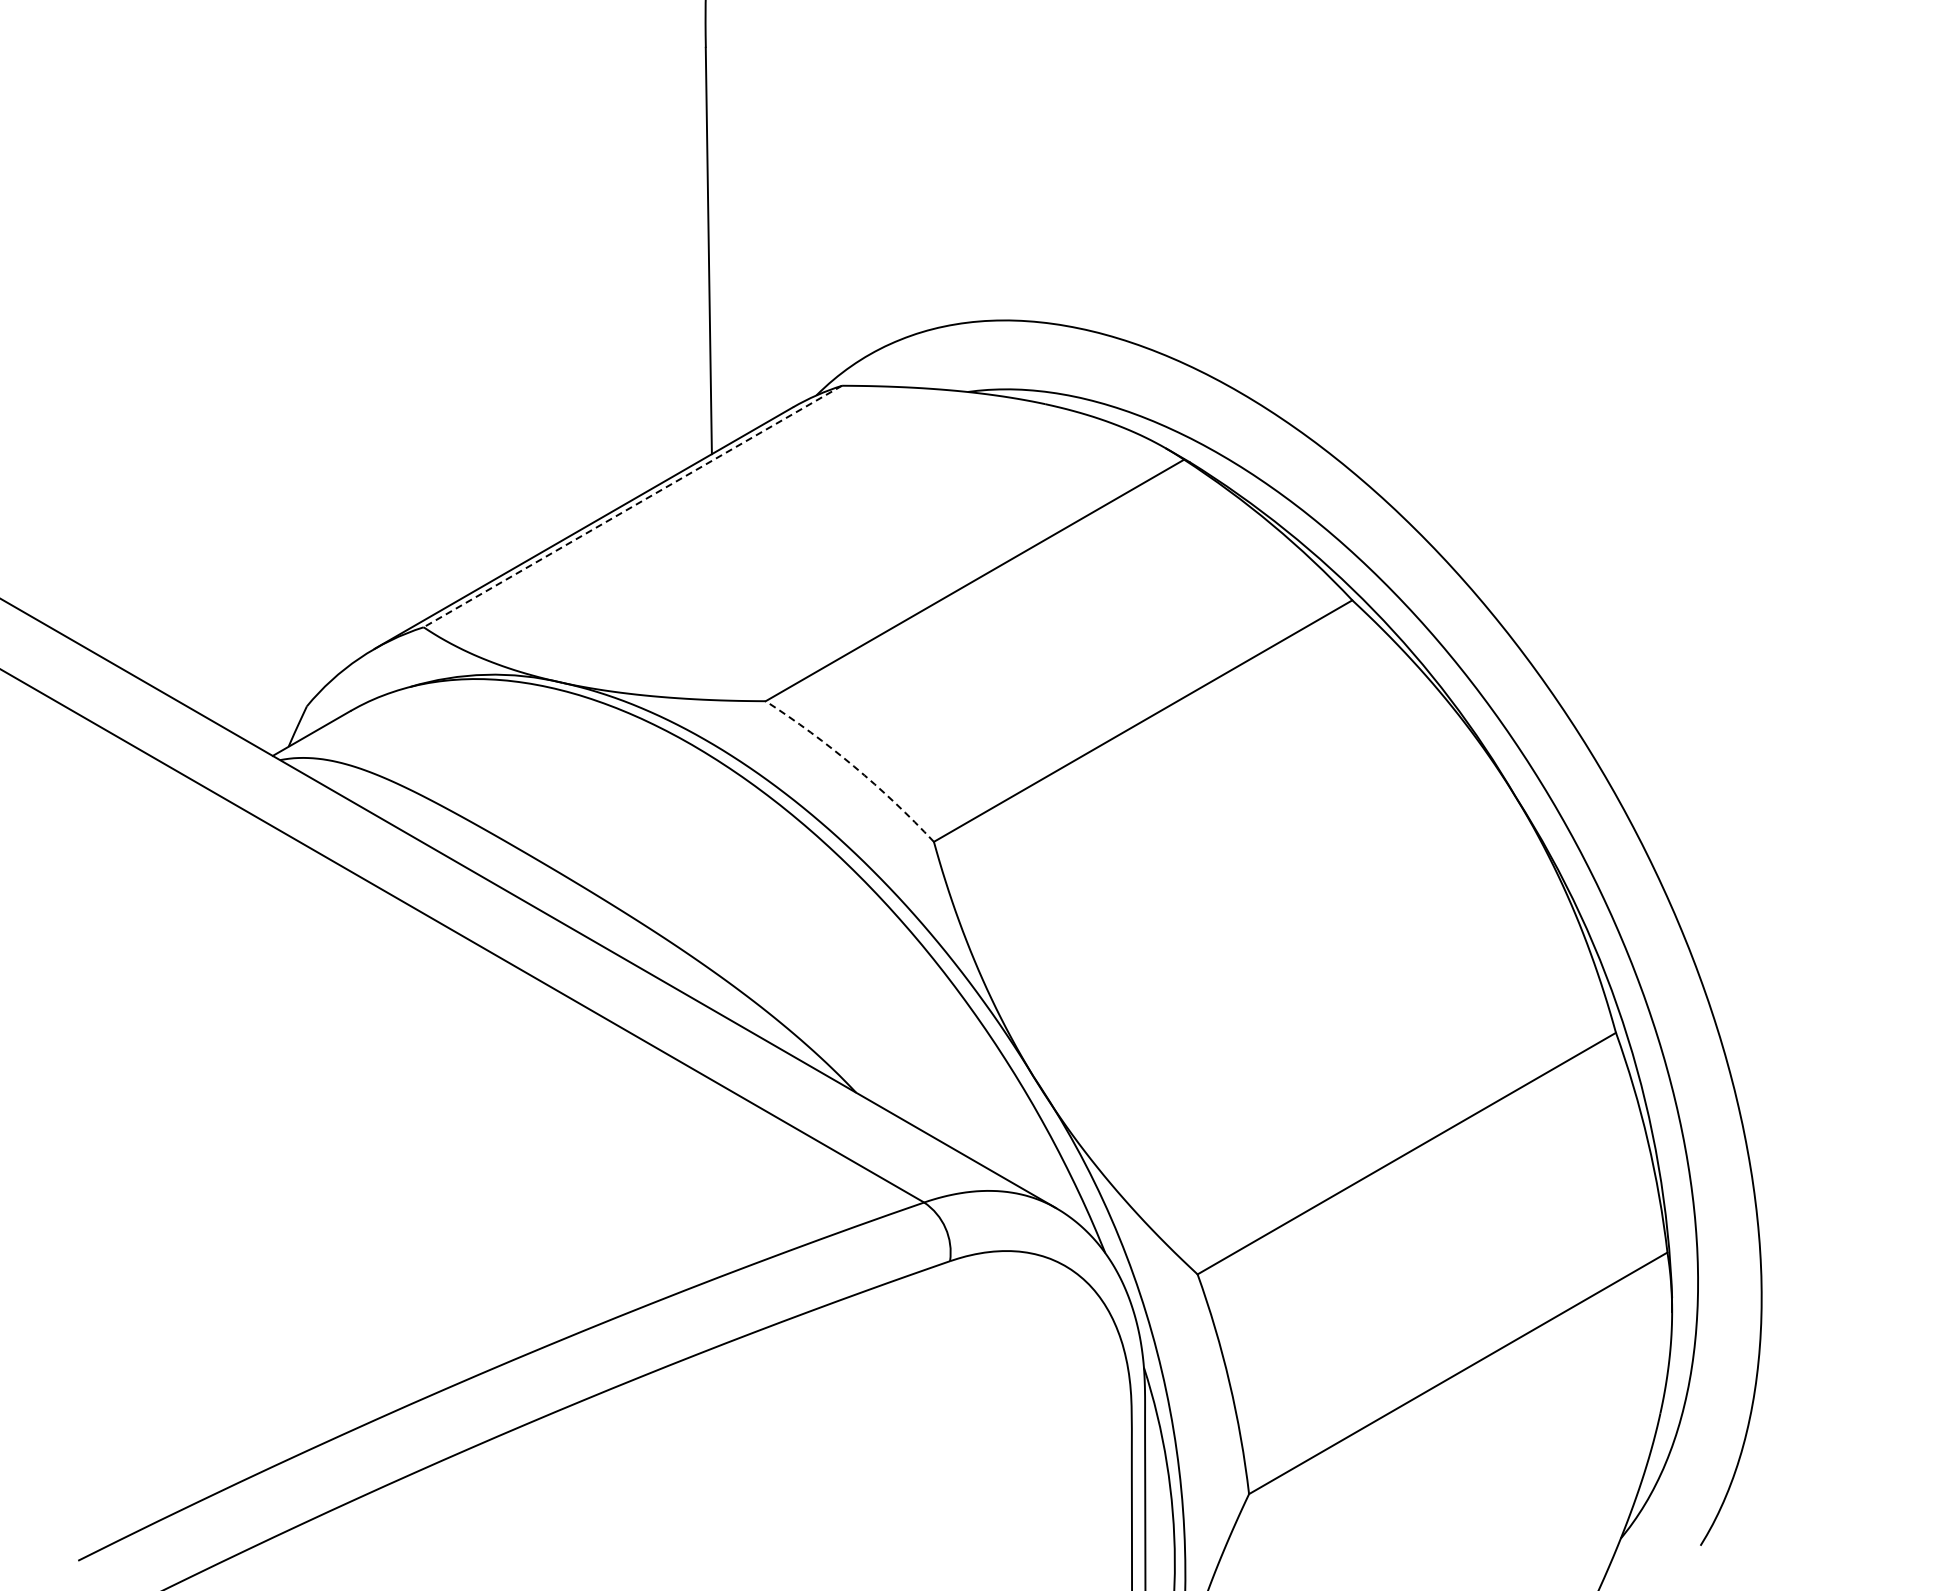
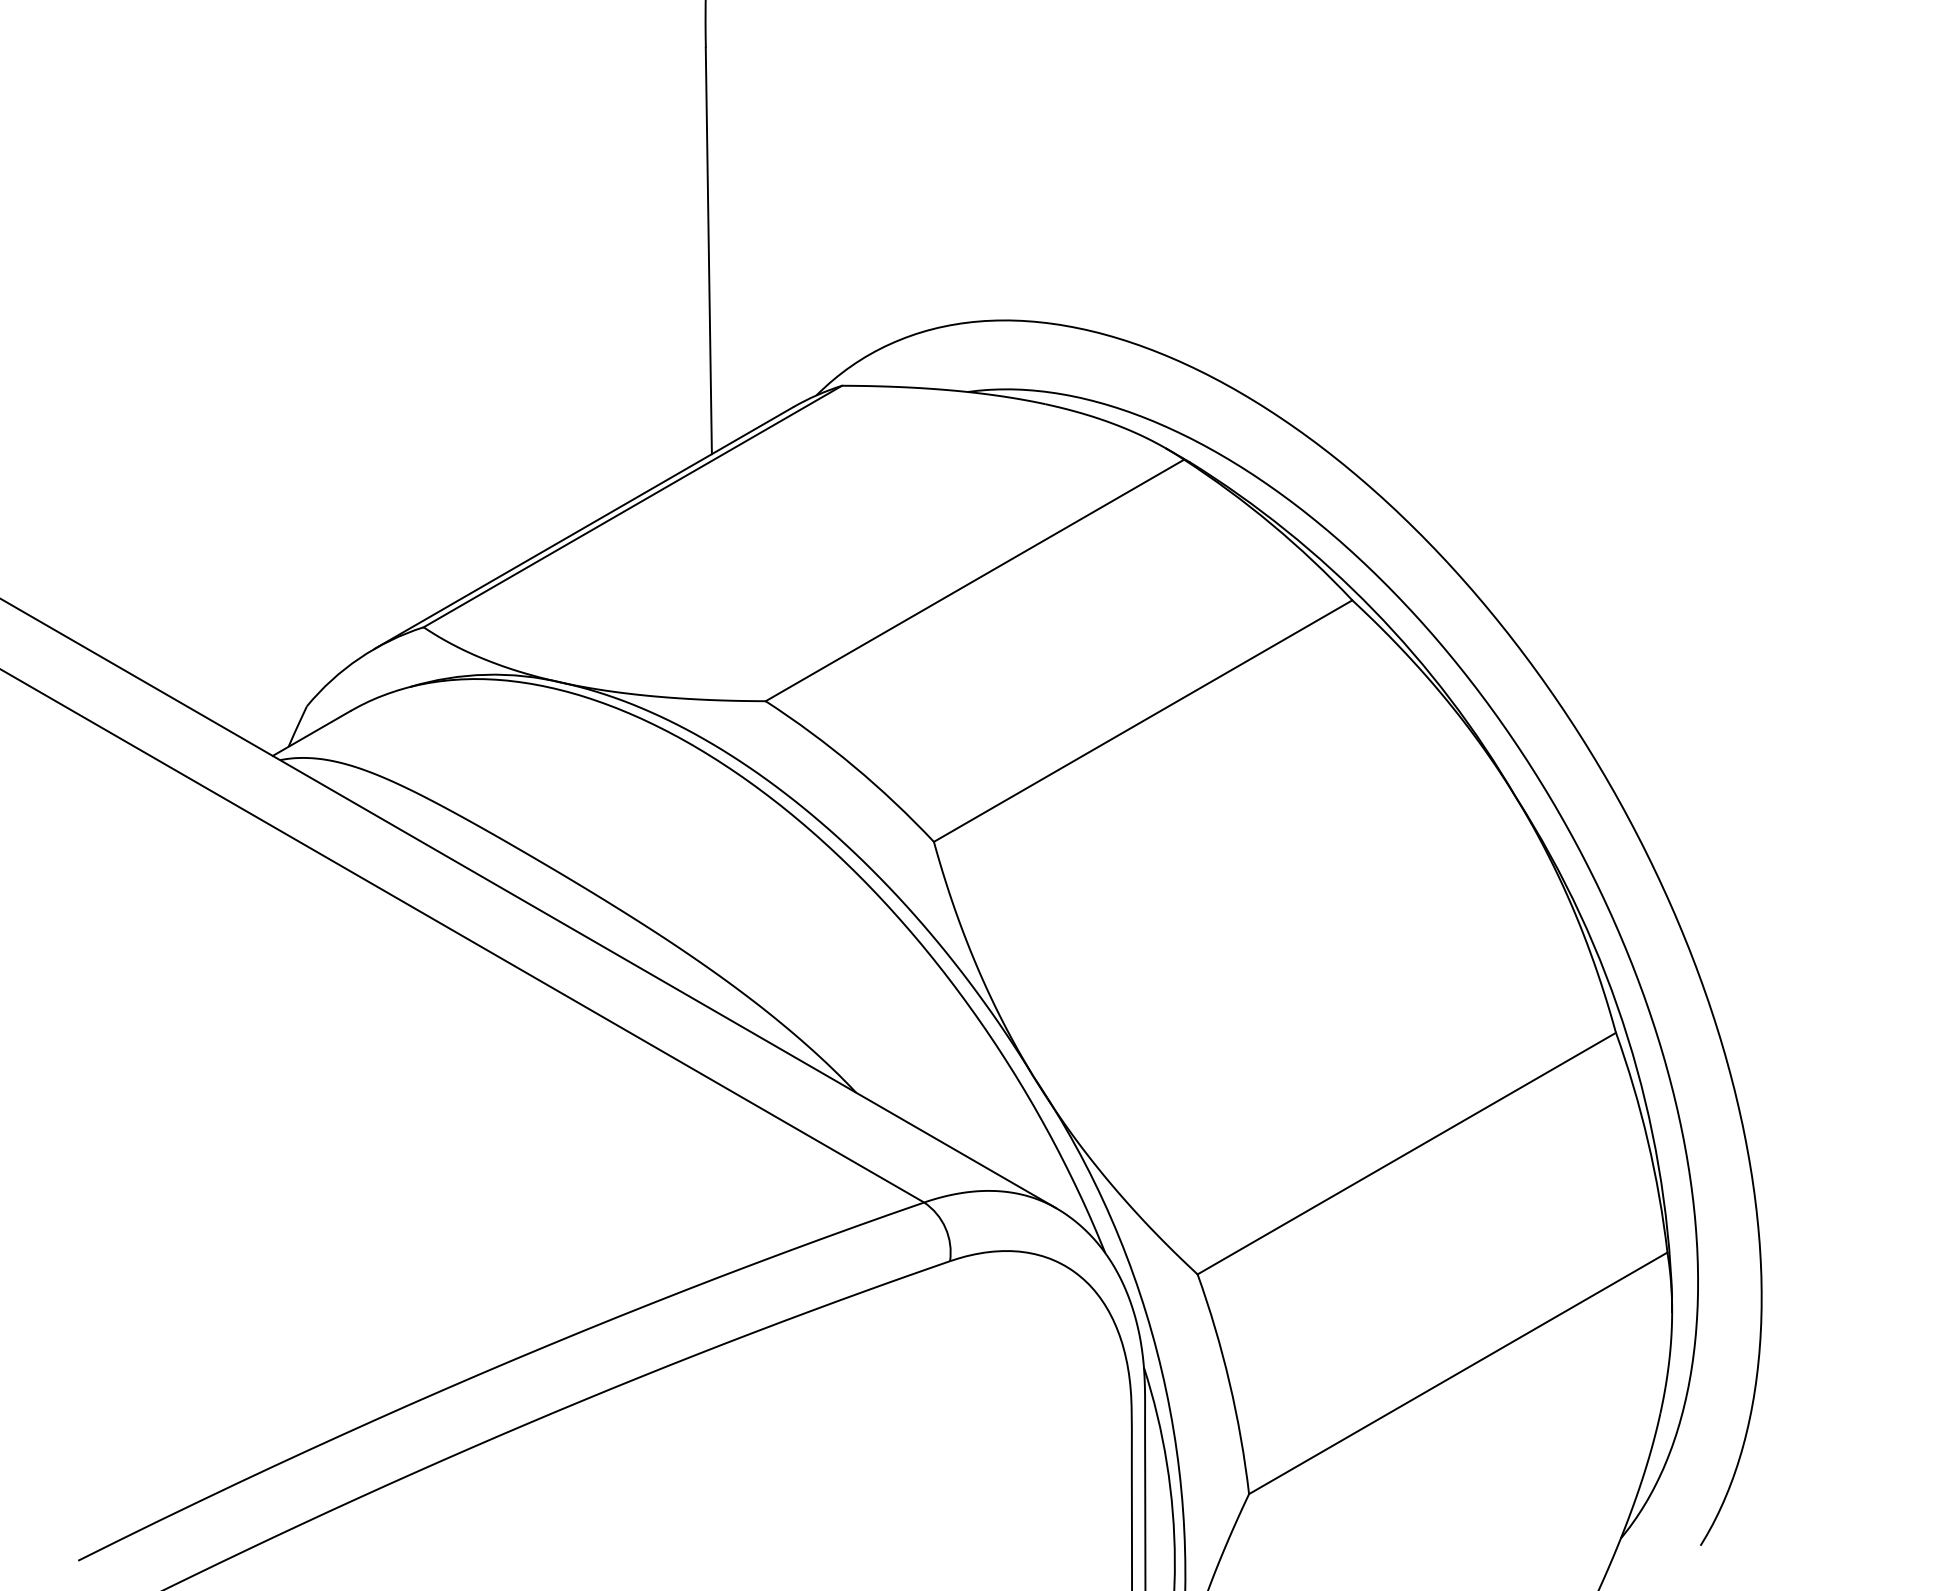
line: dashed -> solid (632, 506)
arc: dashed -> solid (854, 766)
